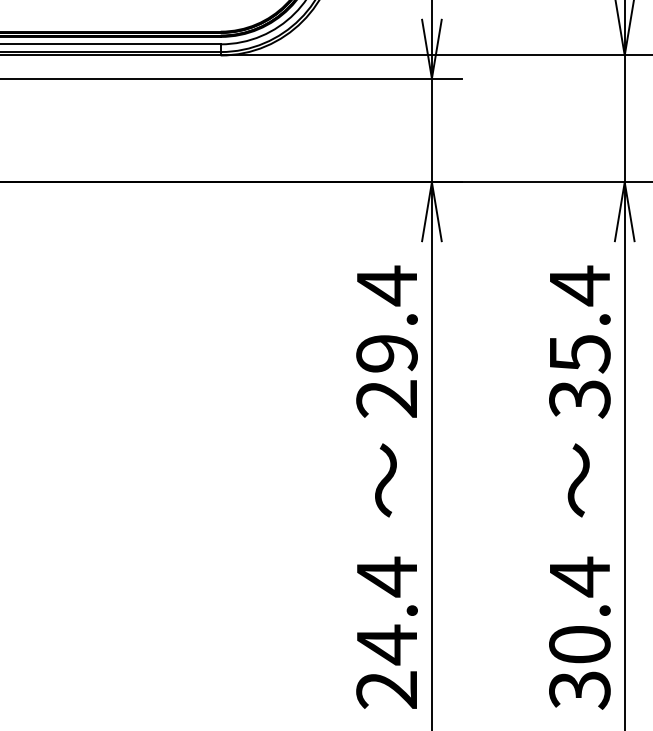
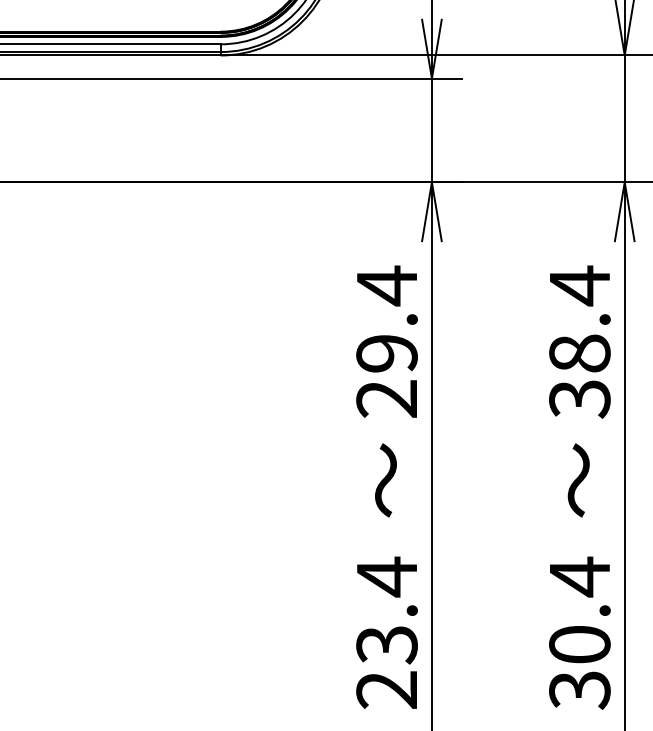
text: 35.4 -> 38.4 (579, 353)
text: 24.4 -> 23.4 (386, 644)
